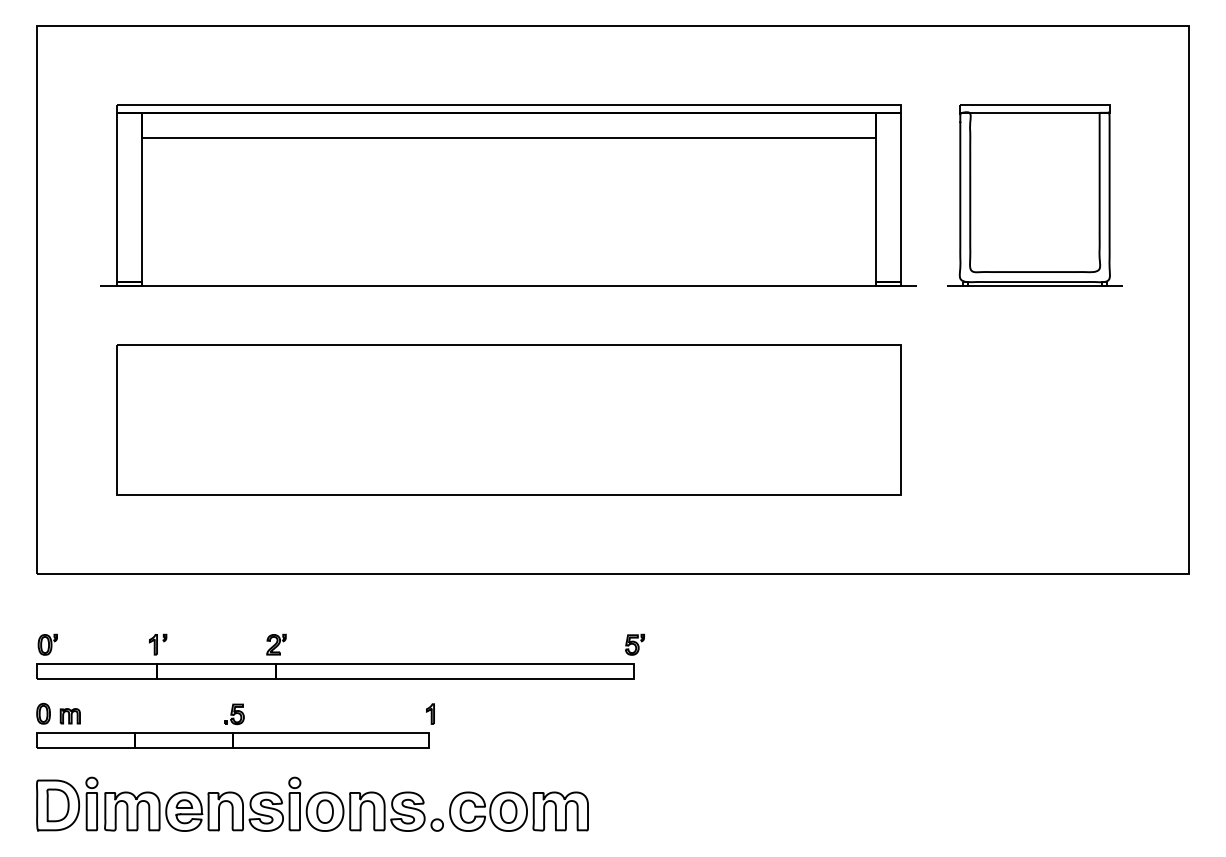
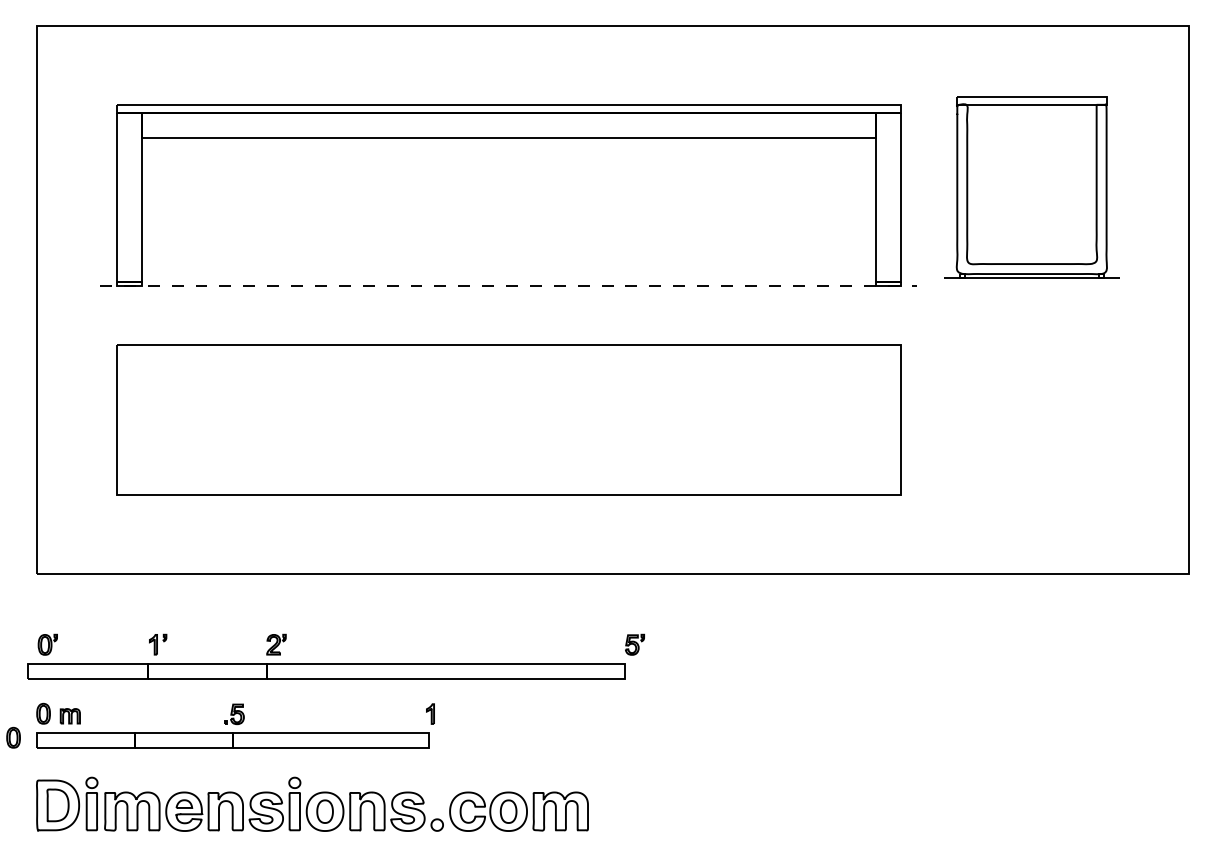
part position: (1034, 195) -> (1031, 187) (1031, 187)
line: solid -> dashed (508, 285)
part position: (335, 671) -> (326, 671) (326, 671)
part: none -> present (13, 737)
